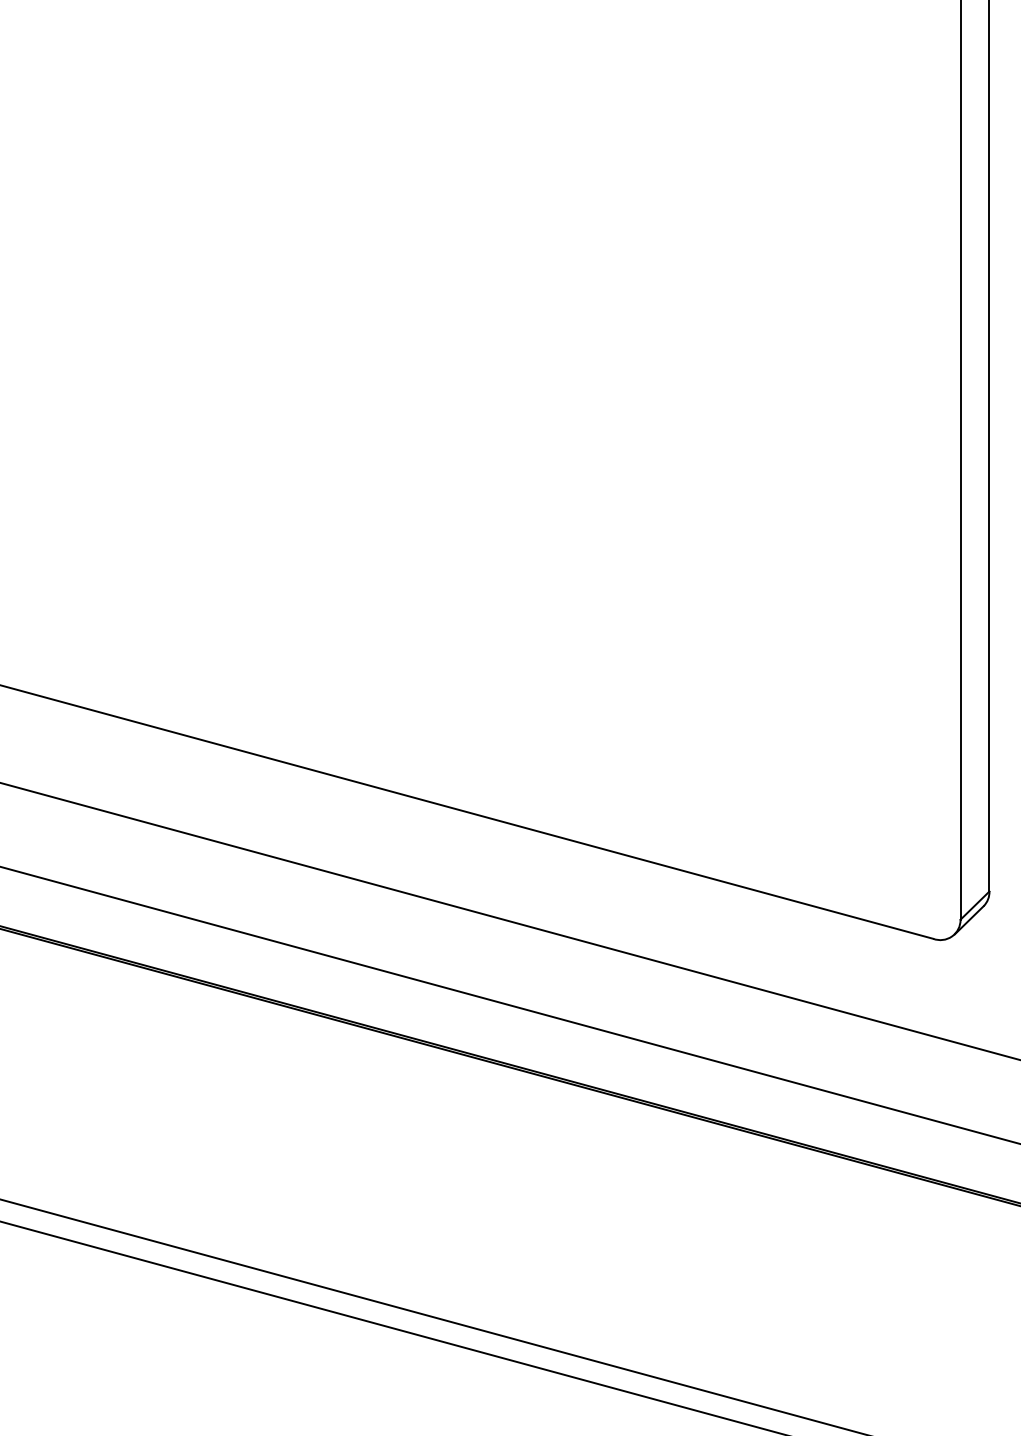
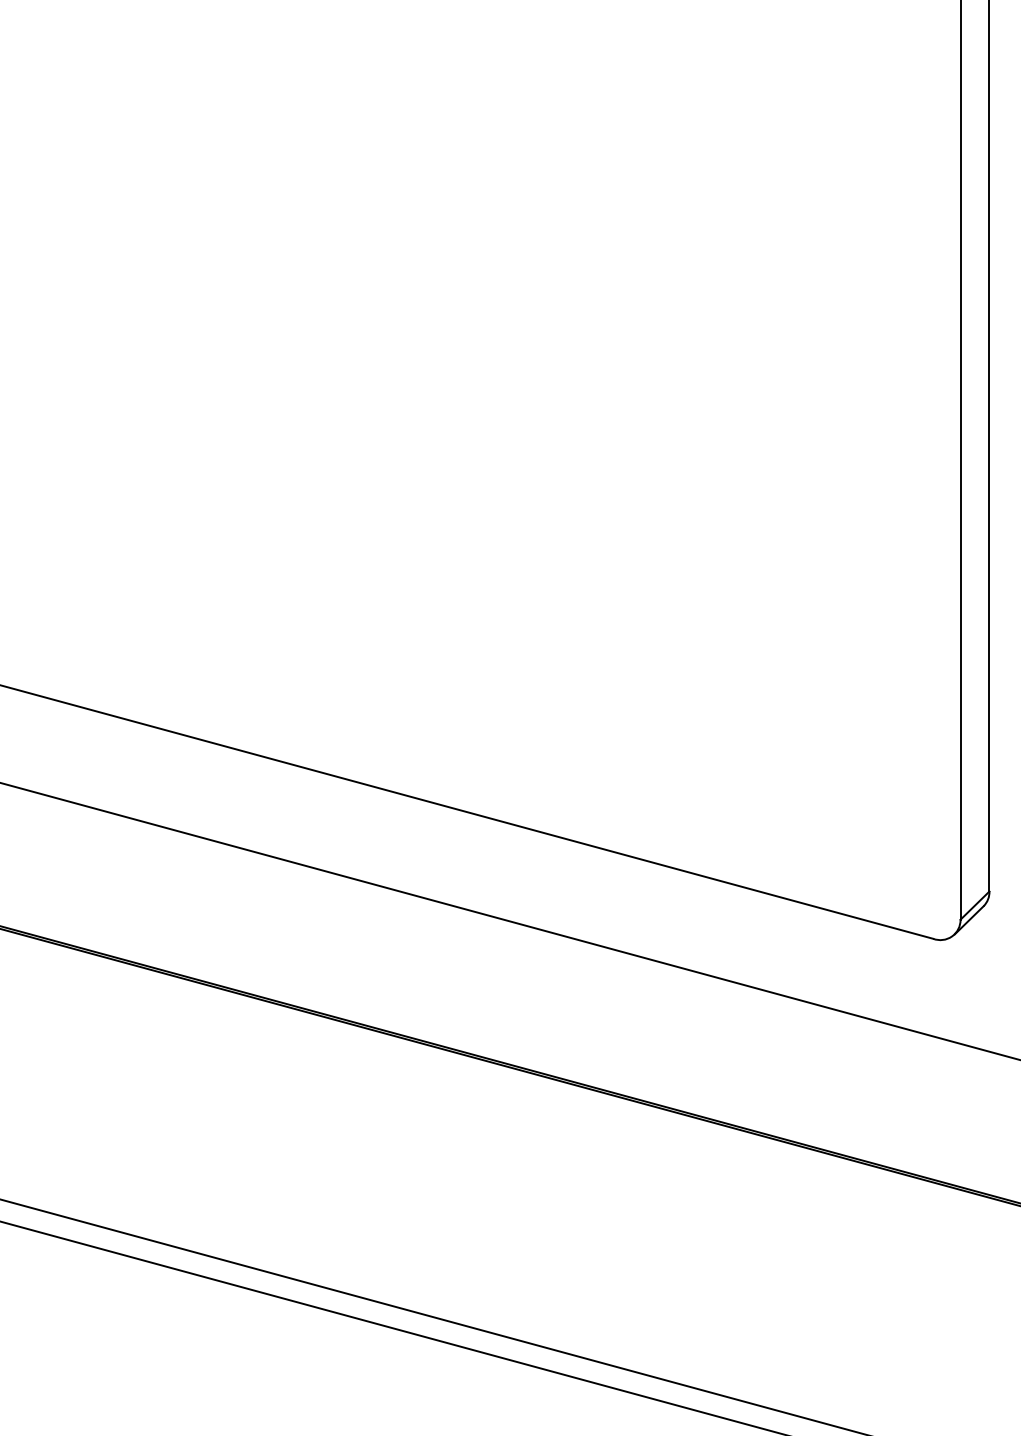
line: present -> none (509, 1005)
